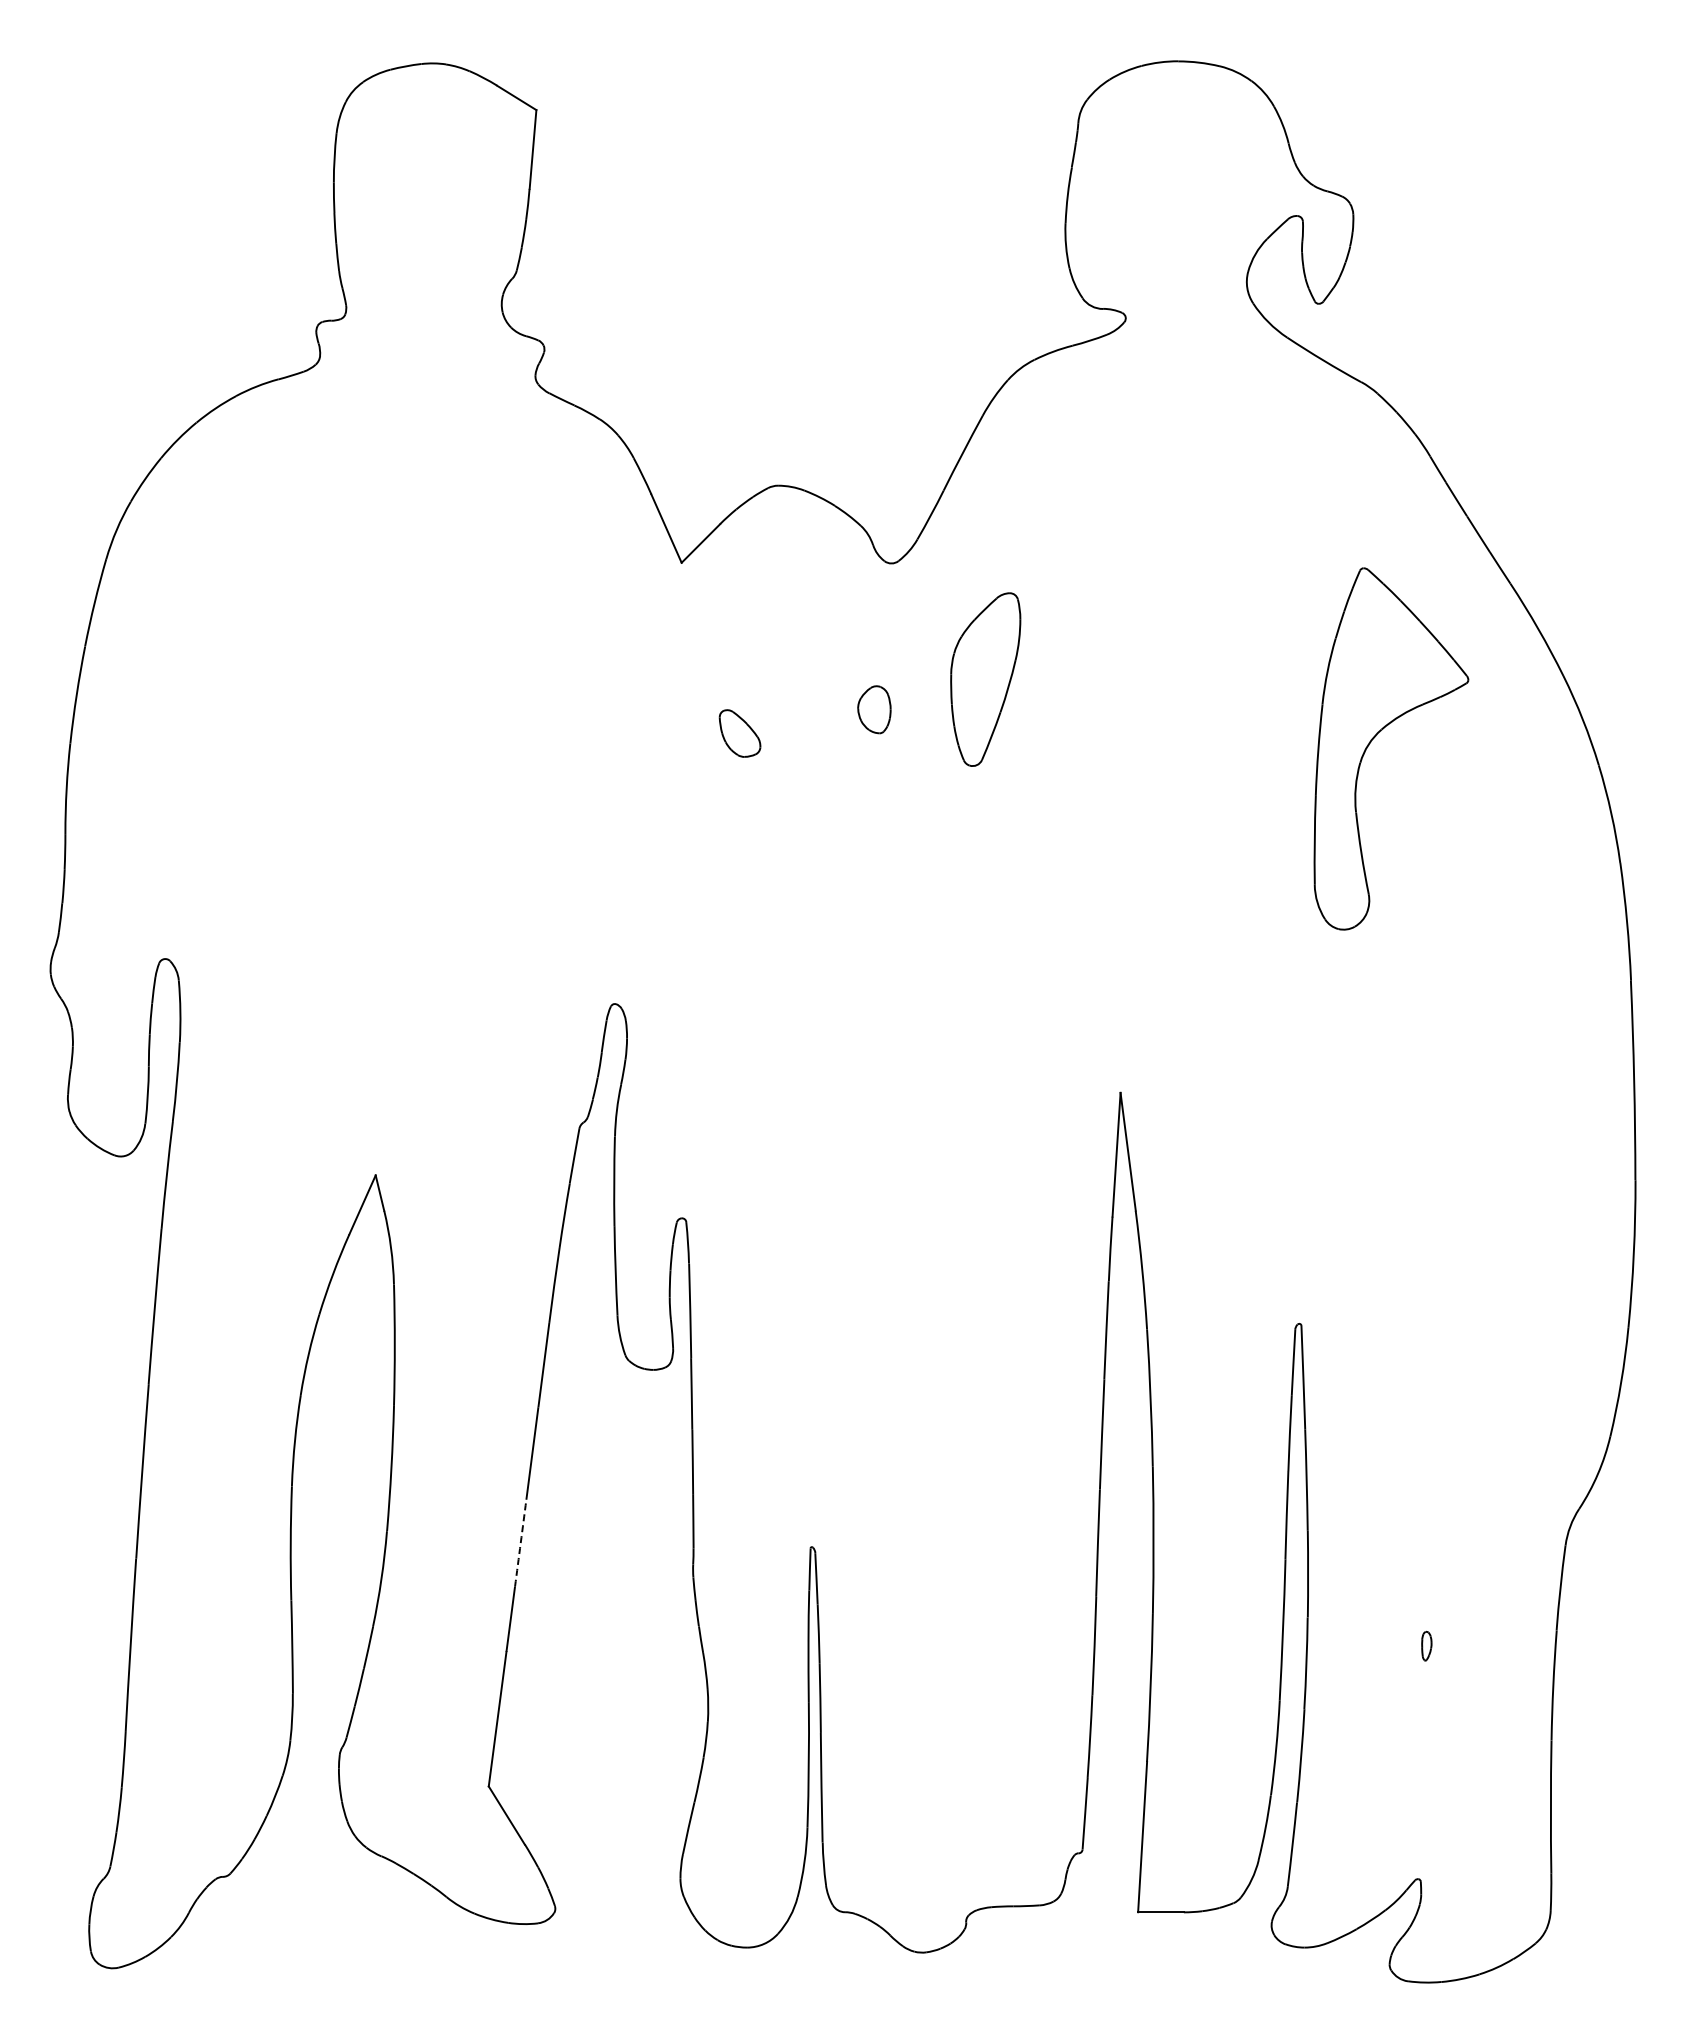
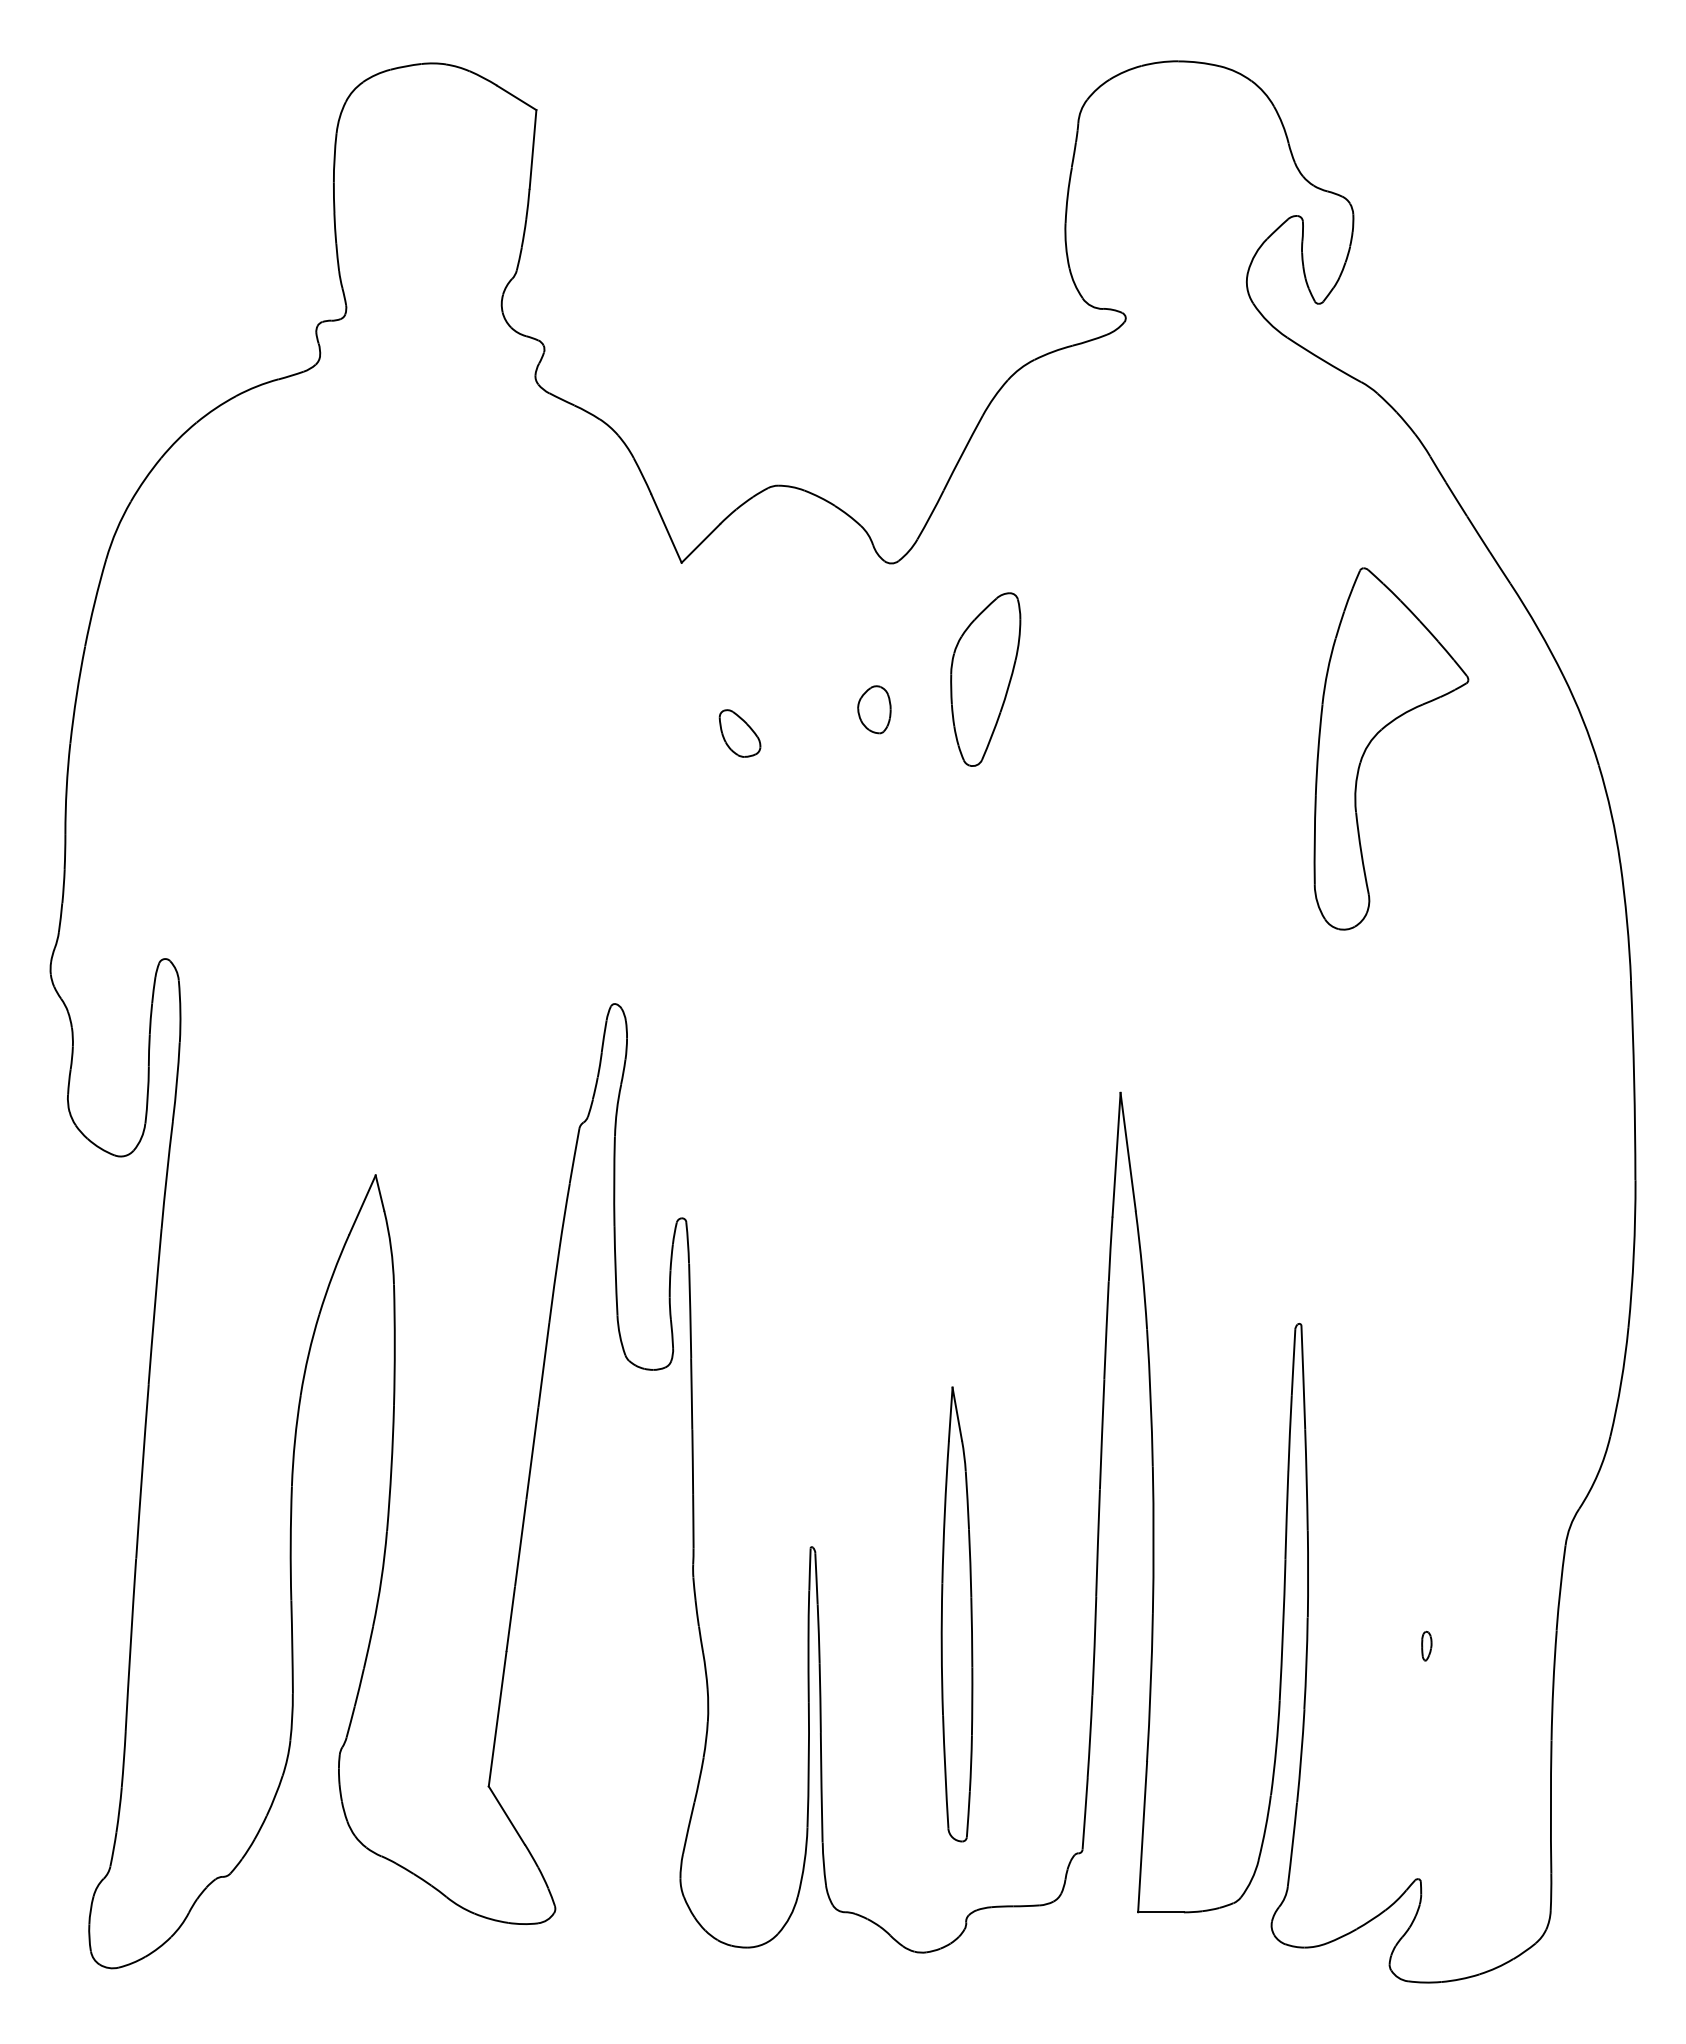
arc: dashed -> solid (520, 1543)
part: none -> present (956, 1614)
